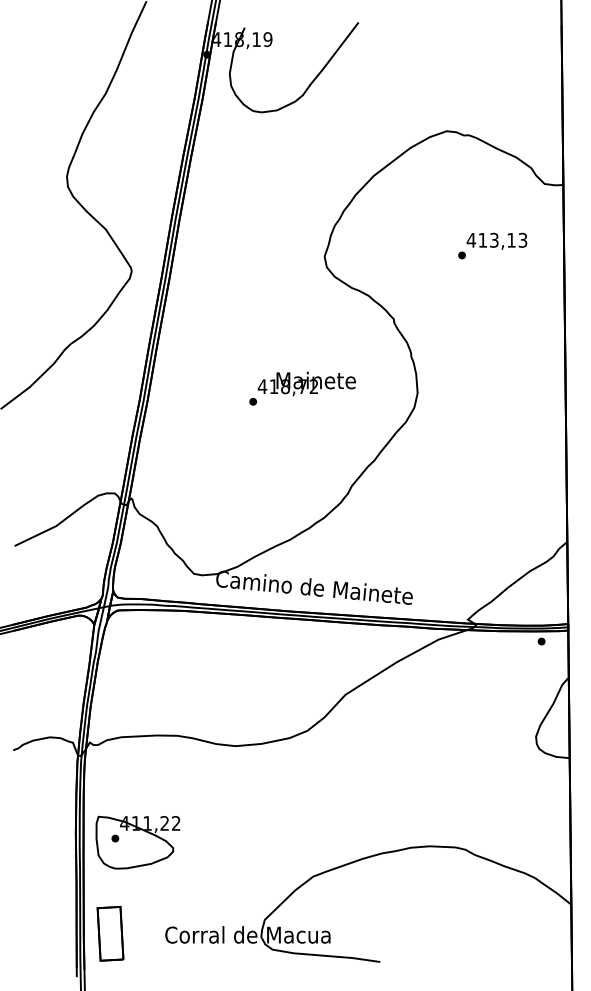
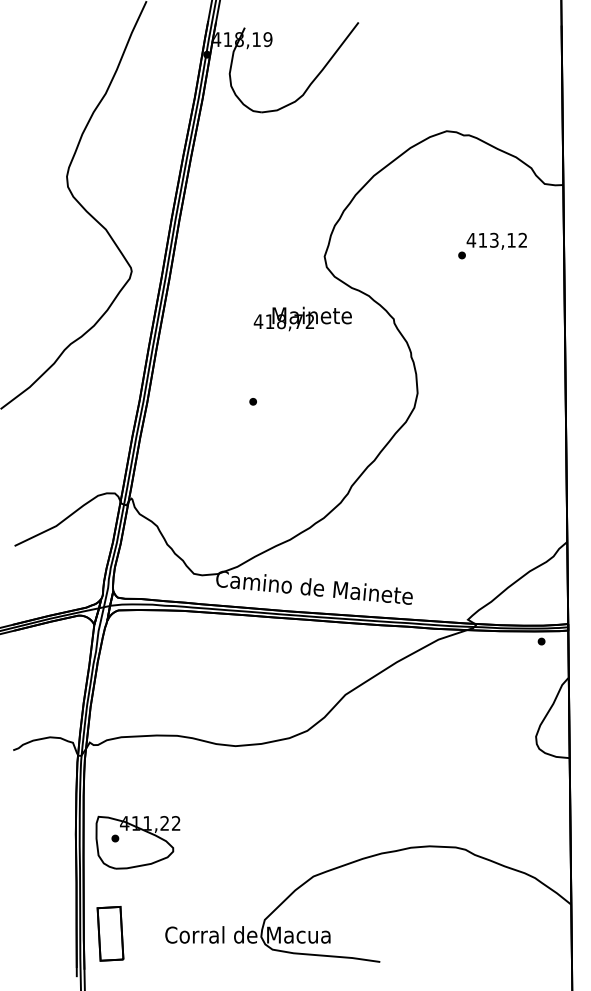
text: 413,13 -> 413,12 (522, 240)
text position: (306, 383) -> (302, 318) (302, 318)
